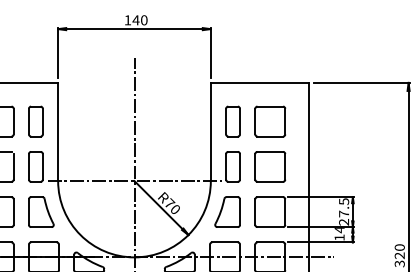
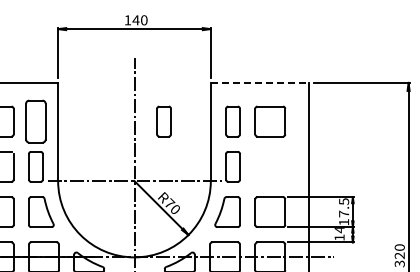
line: solid -> dashed (260, 82)
part size: 16x33 px -> 22x45 px (35, 121)
part: none -> present (163, 121)
part: present -> none (270, 166)
text: 27.5 -> 17.5 (343, 222)
